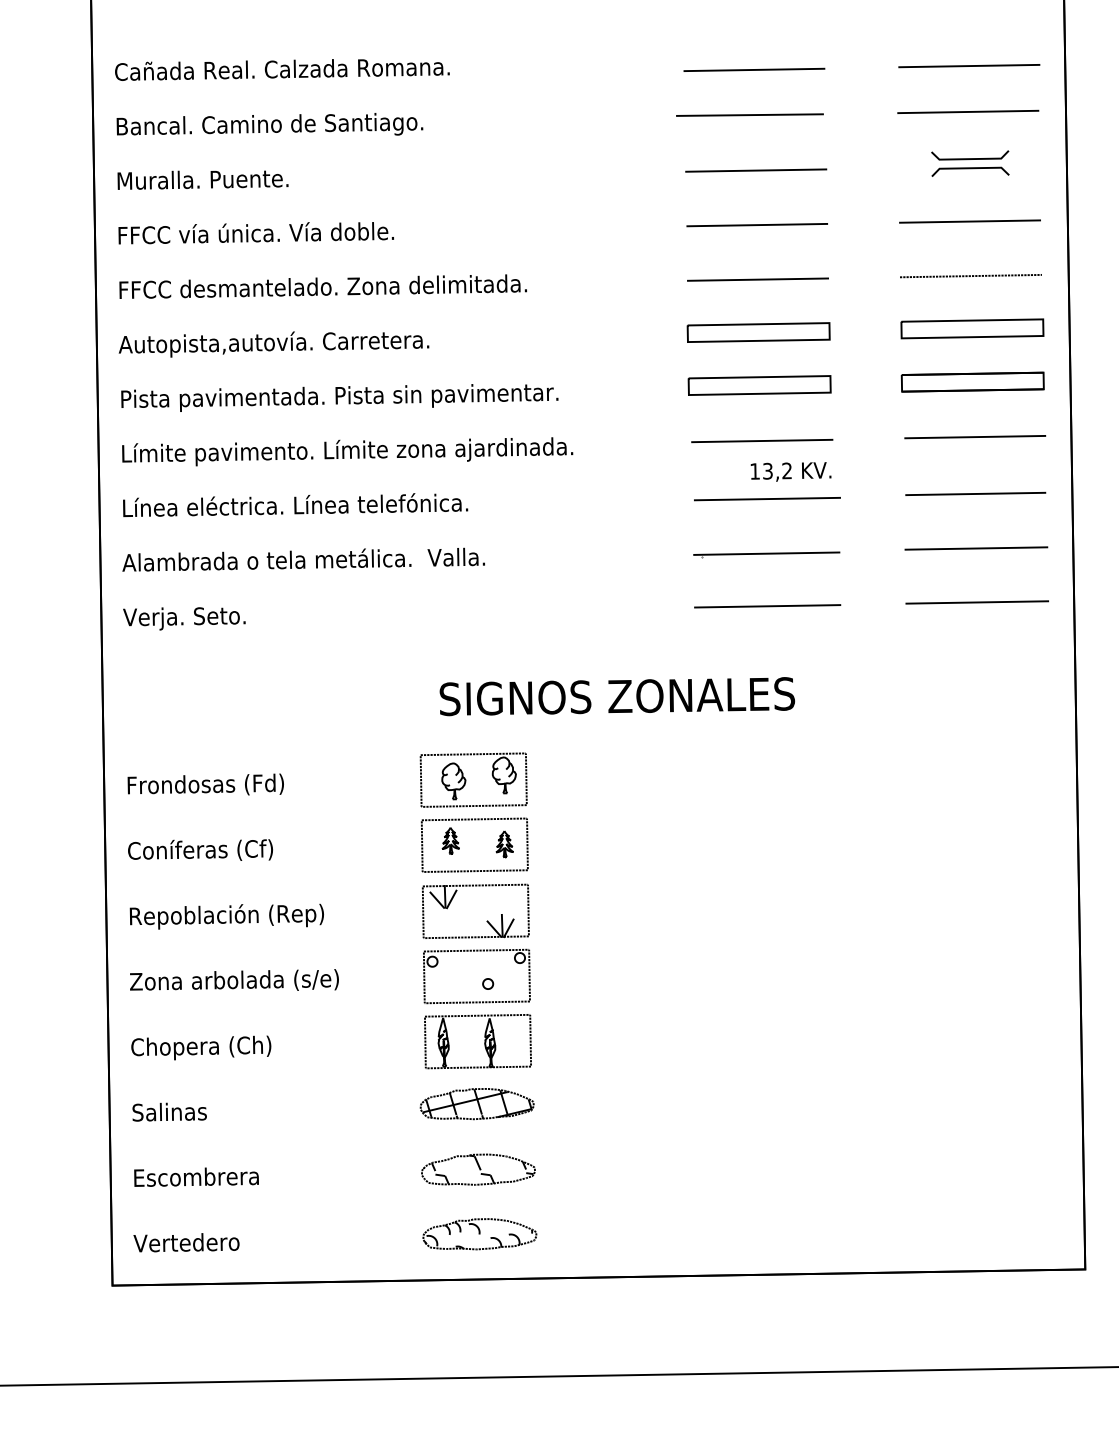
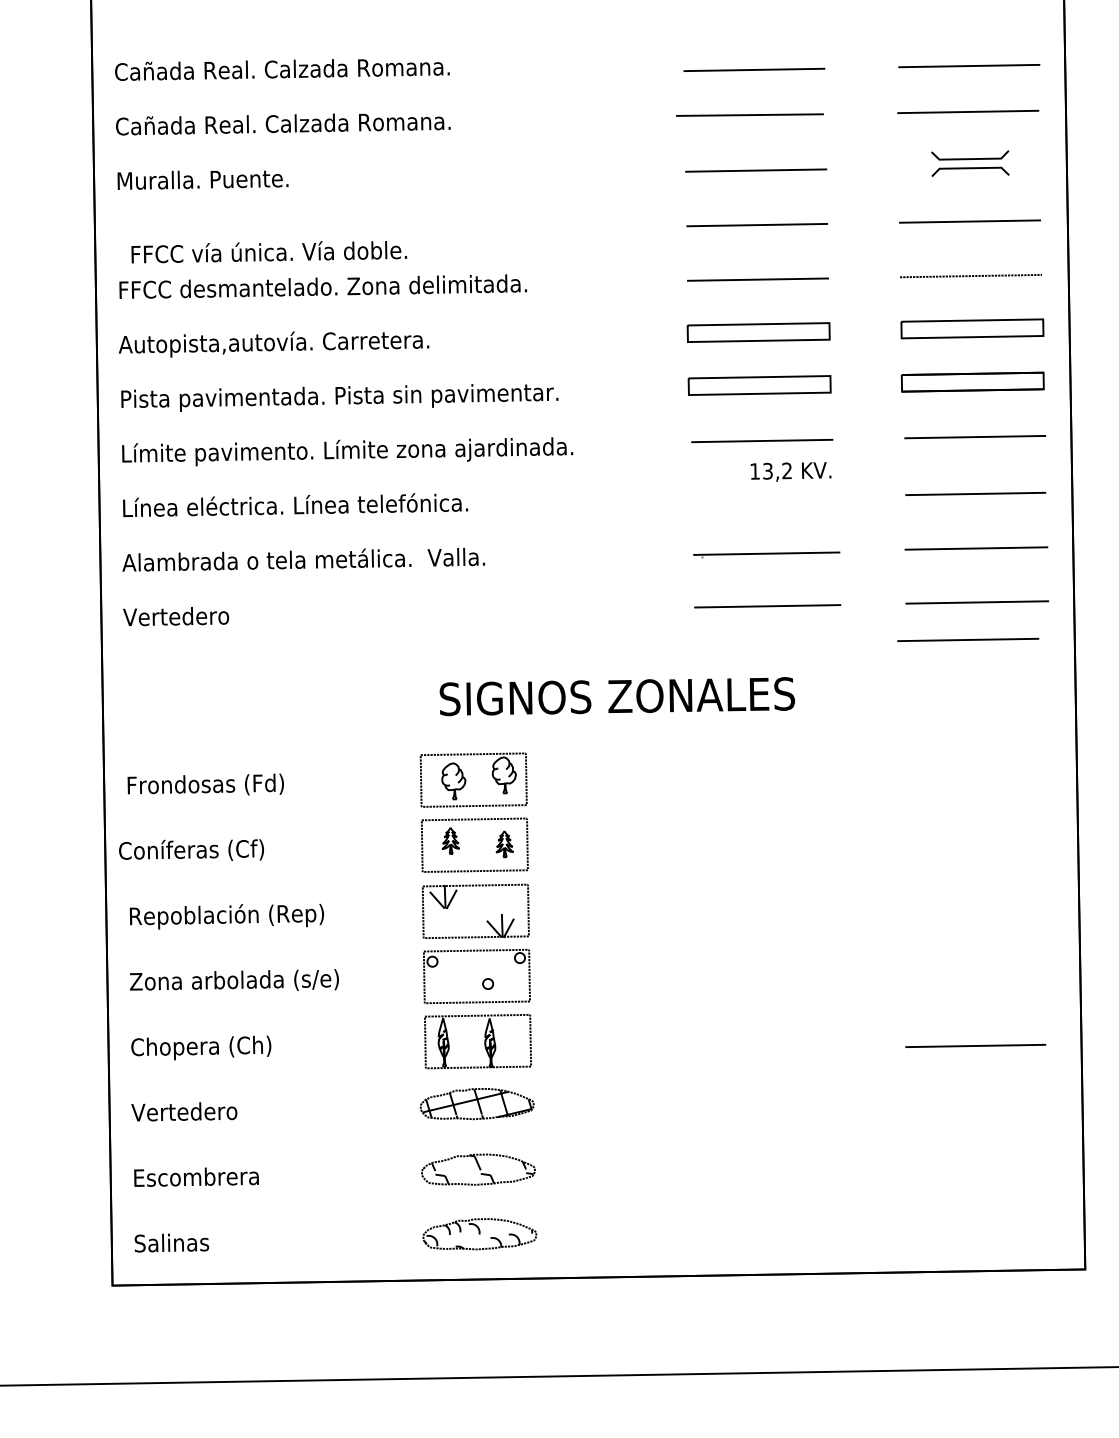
text: Bancal. Camino de Santiago. -> Cañada Real. Calzada Romana. (283, 124)
text position: (255, 233) -> (268, 252) (268, 252)
line: present -> none (767, 499)
text: Verja. Seto. -> Vertedero (202, 618)
line: none -> present (968, 639)
text position: (200, 849) -> (191, 849) (191, 849)
line: none -> present (975, 1045)
text: Salinas -> Vertedero (184, 1111)
text: Vertedero -> Salinas (186, 1242)
